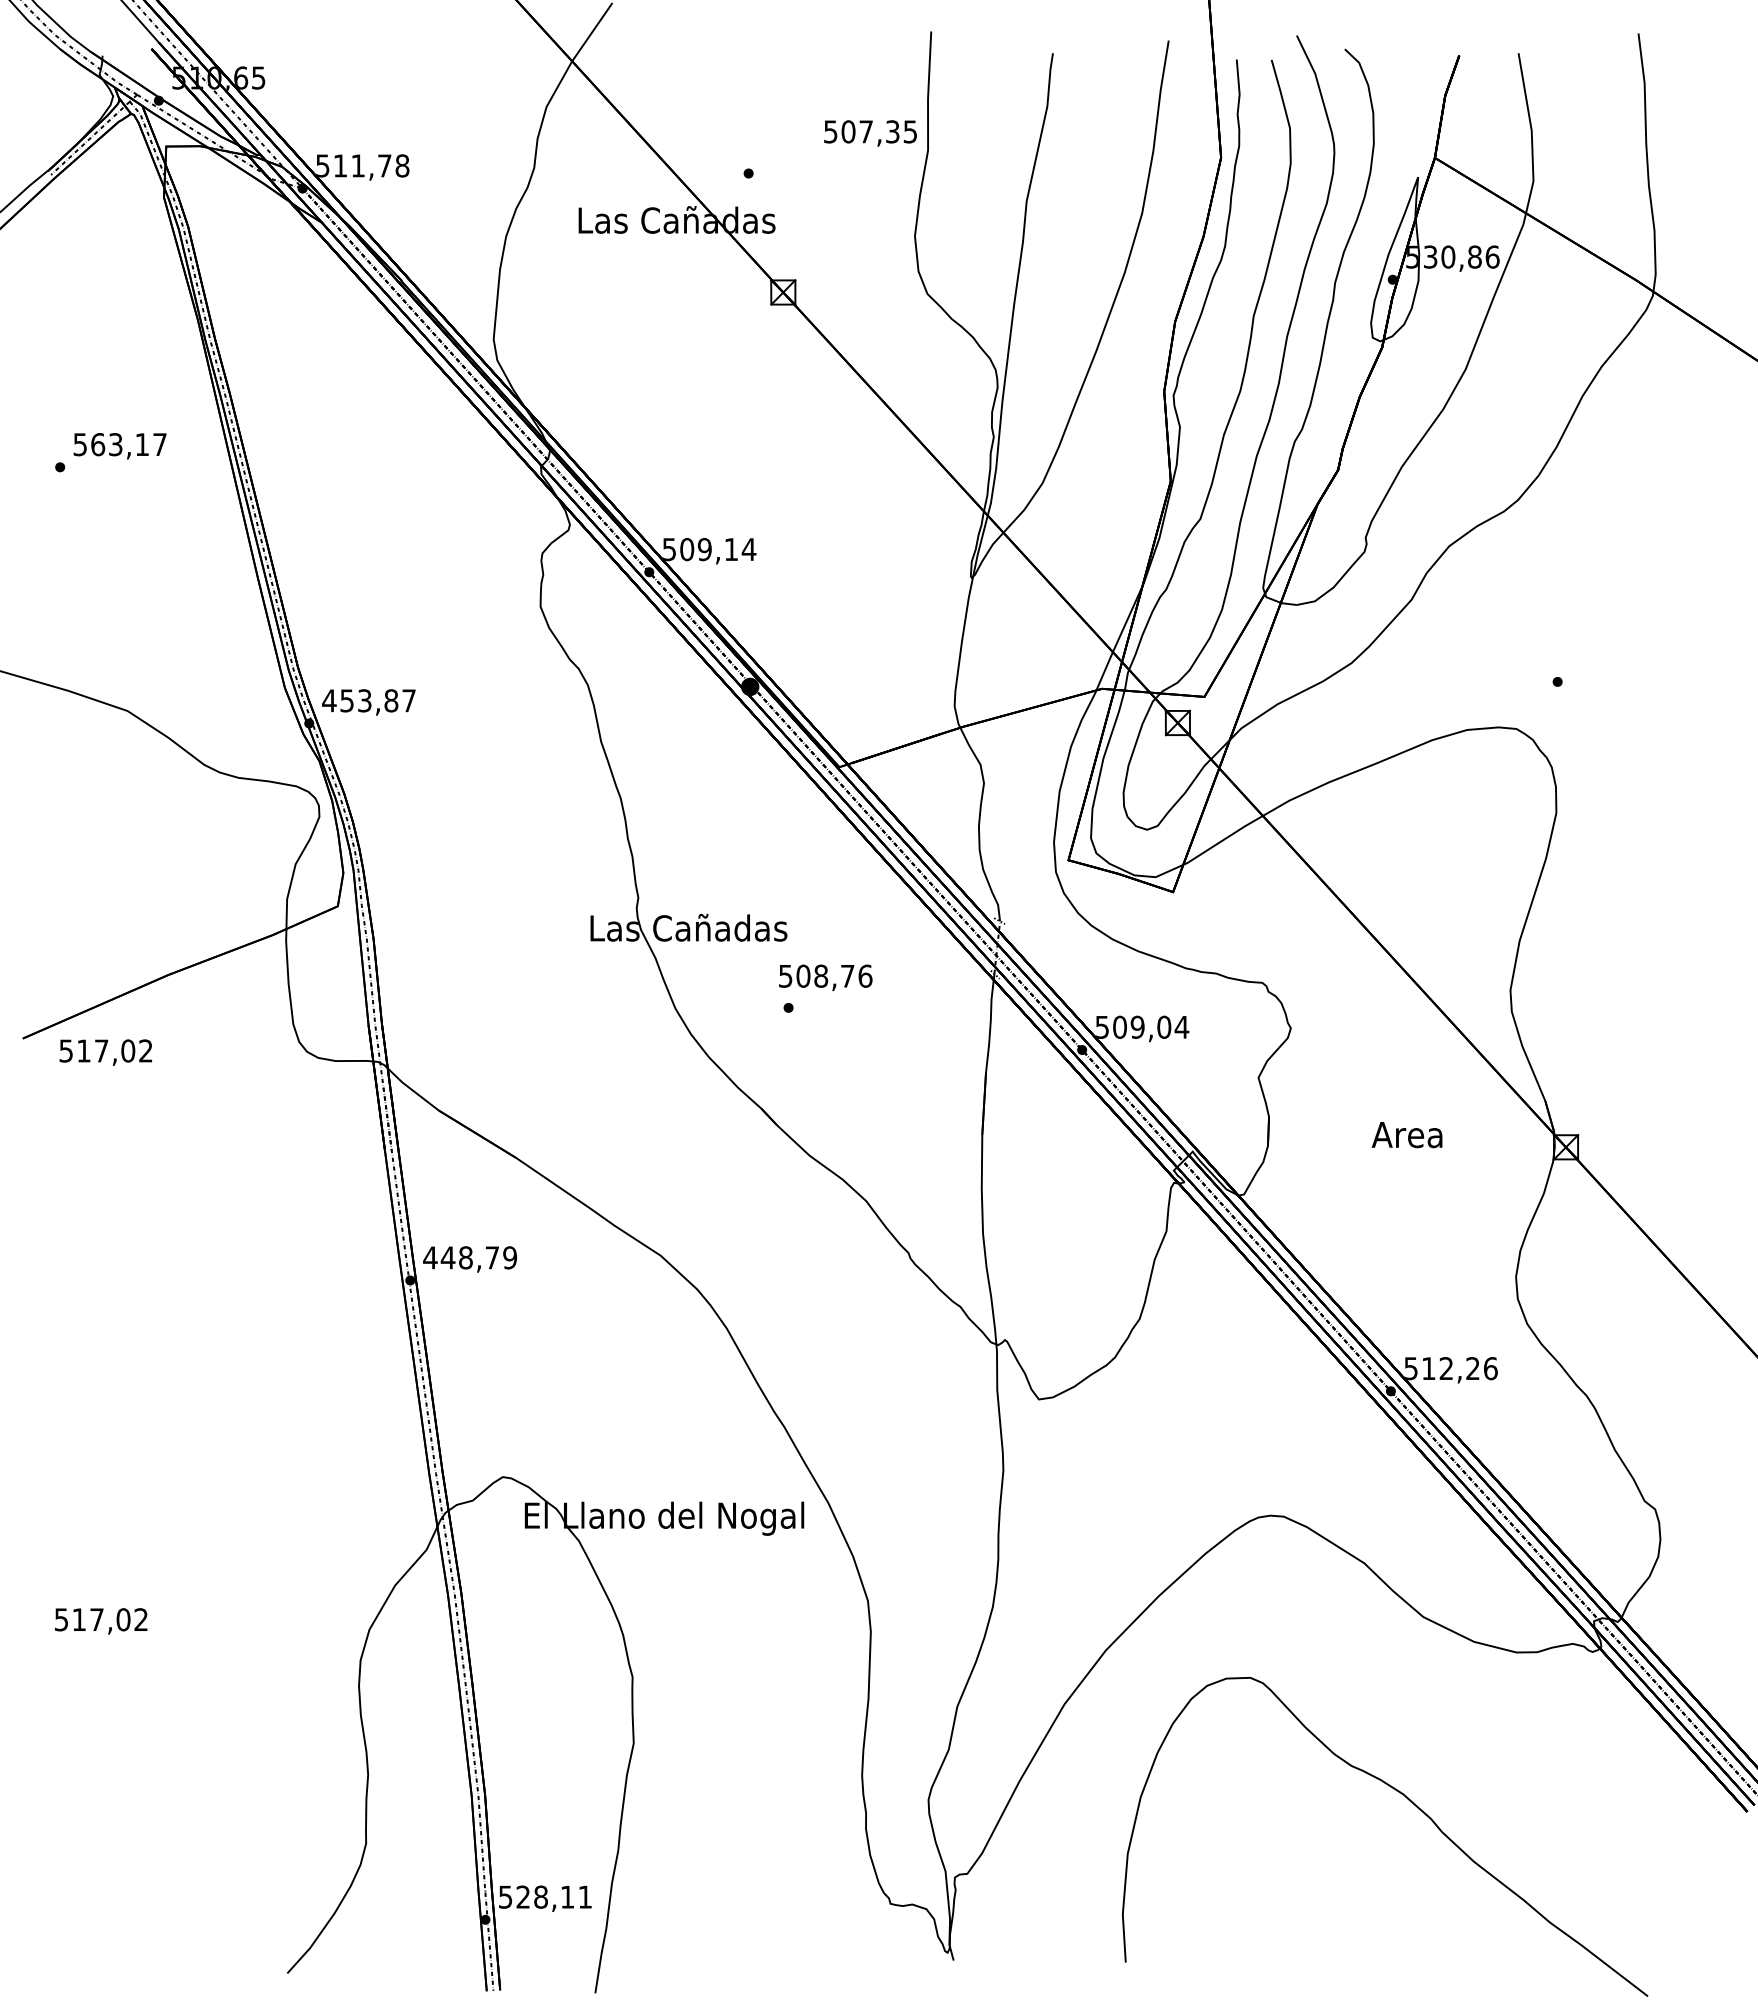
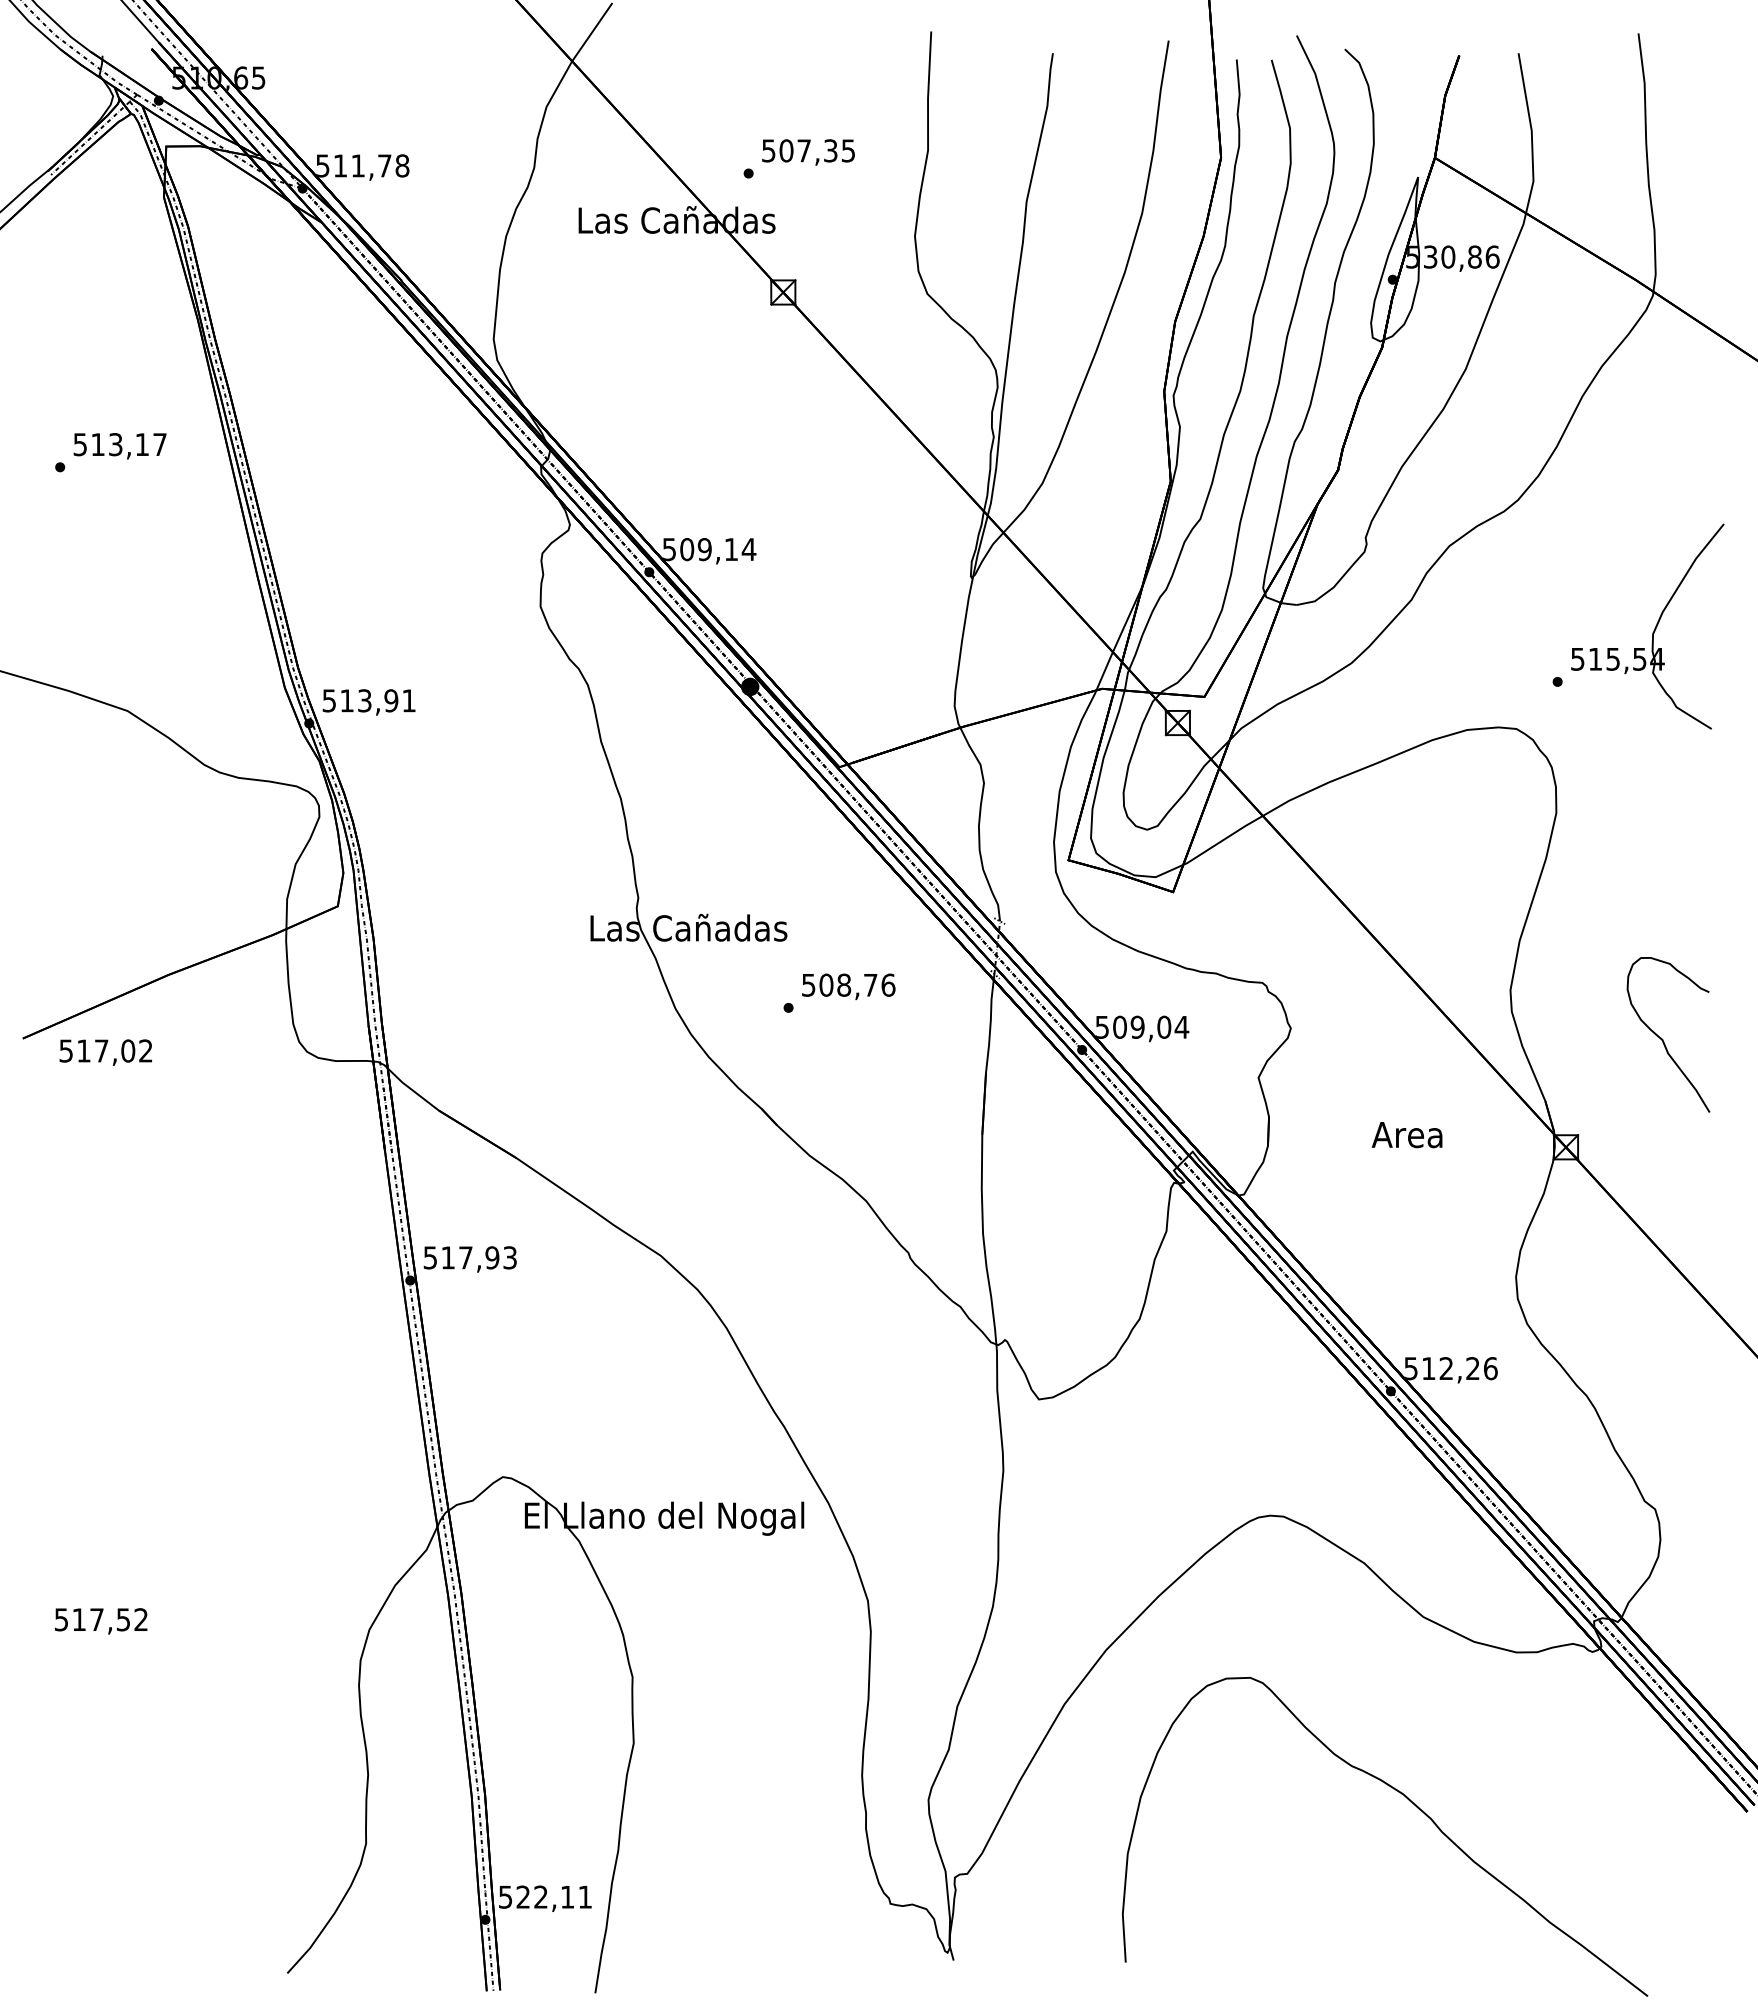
text position: (870, 133) -> (808, 152) (808, 152)
text: 563,17 -> 513,17 (98, 444)
part: none -> present (1653, 630)
text: 453,87 -> 513,91 (368, 700)
text position: (825, 977) -> (848, 986) (848, 986)
curve: none -> present (1663, 1039)
text: 448,79 -> 517,93 (470, 1257)
text: 517,02 -> 517,52 (123, 1619)
text: 528,11 -> 522,11 (540, 1896)
